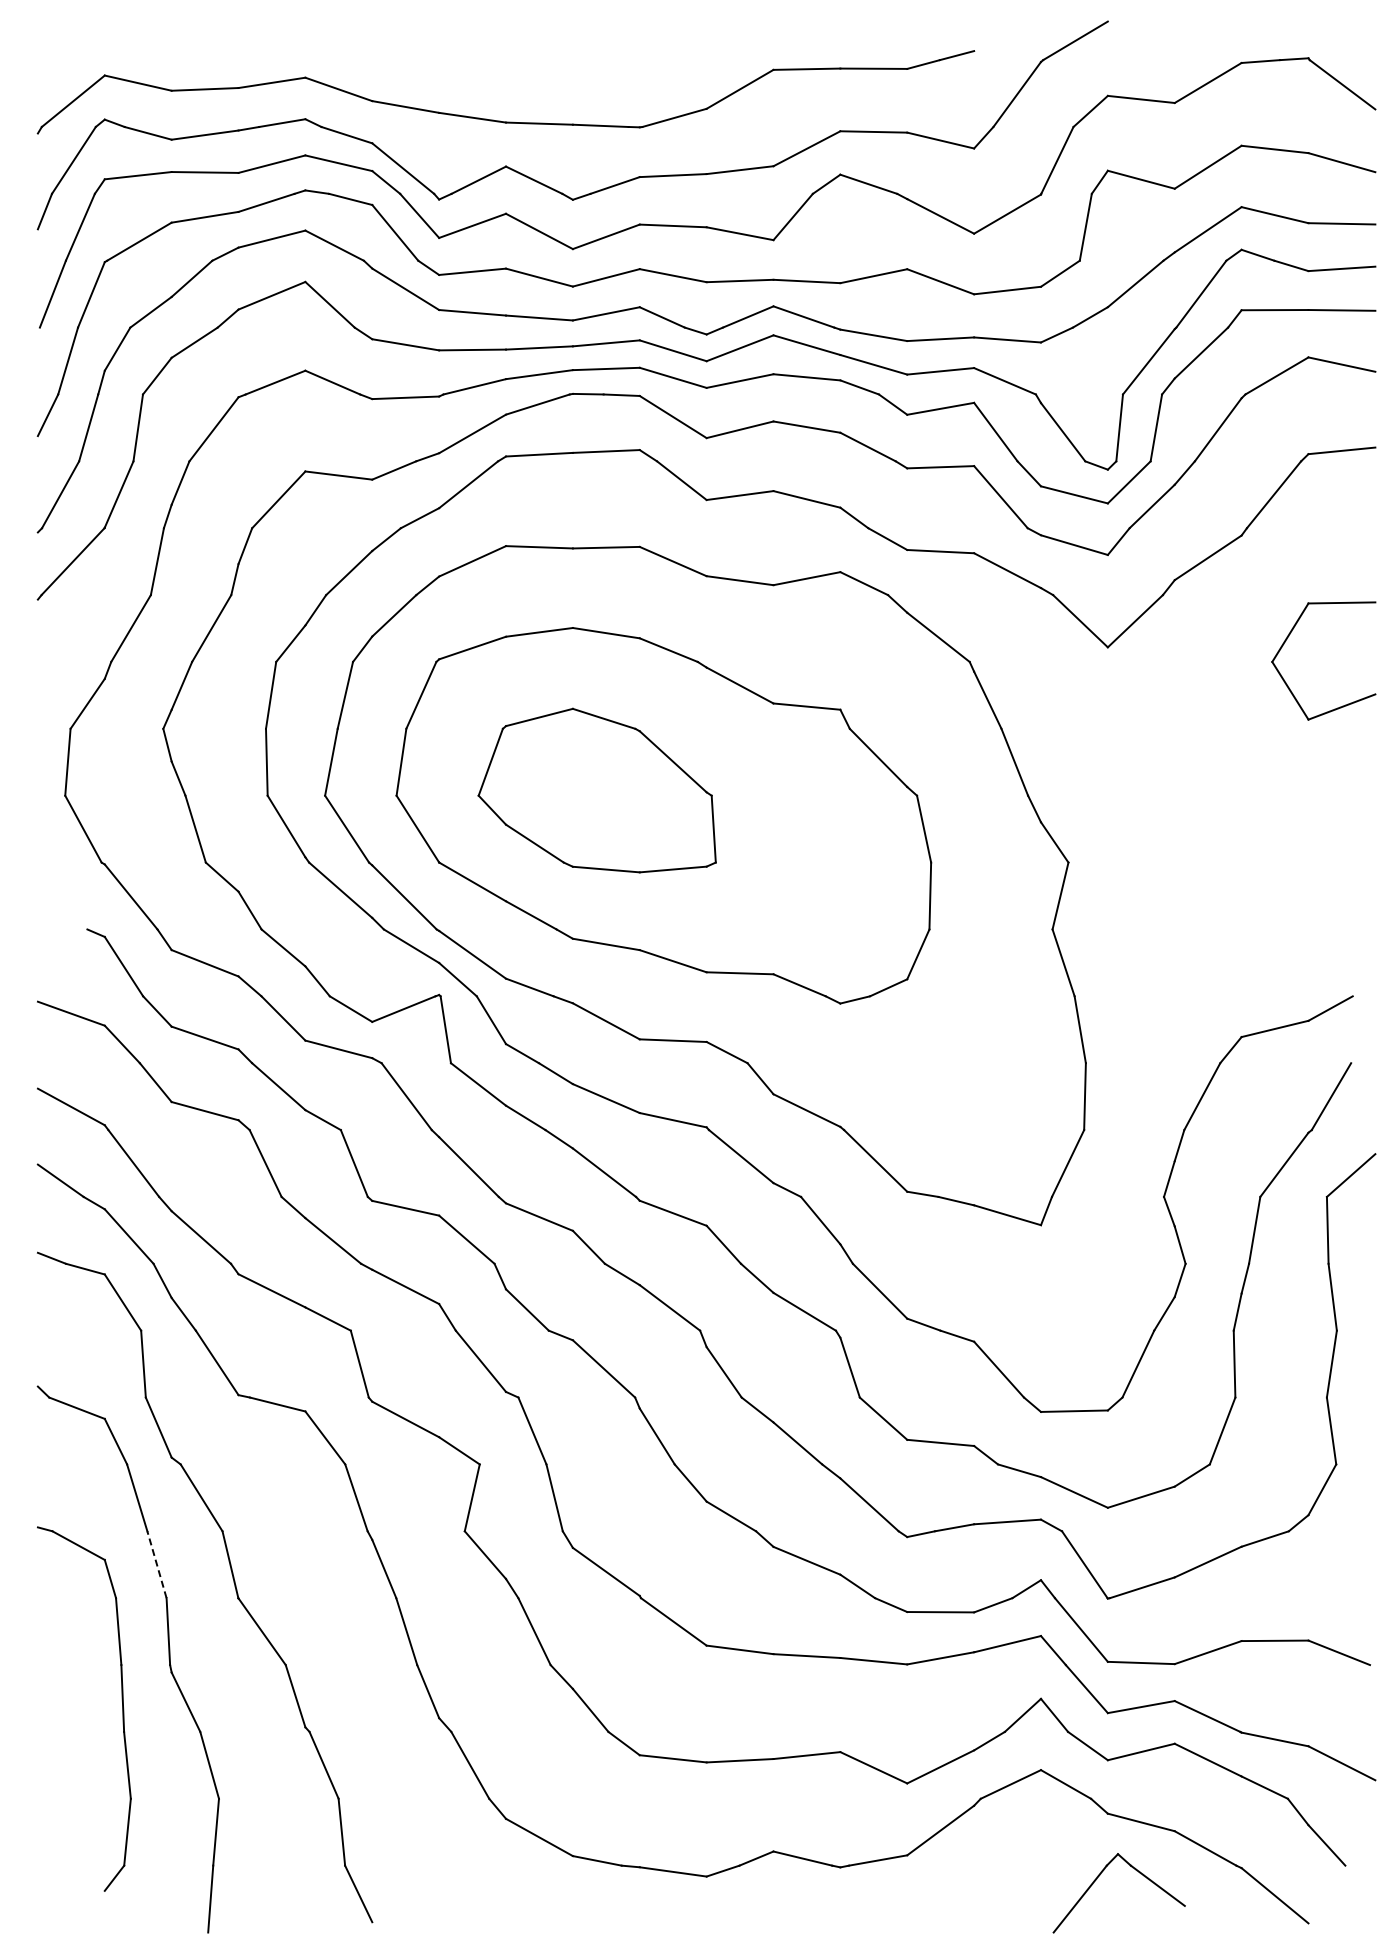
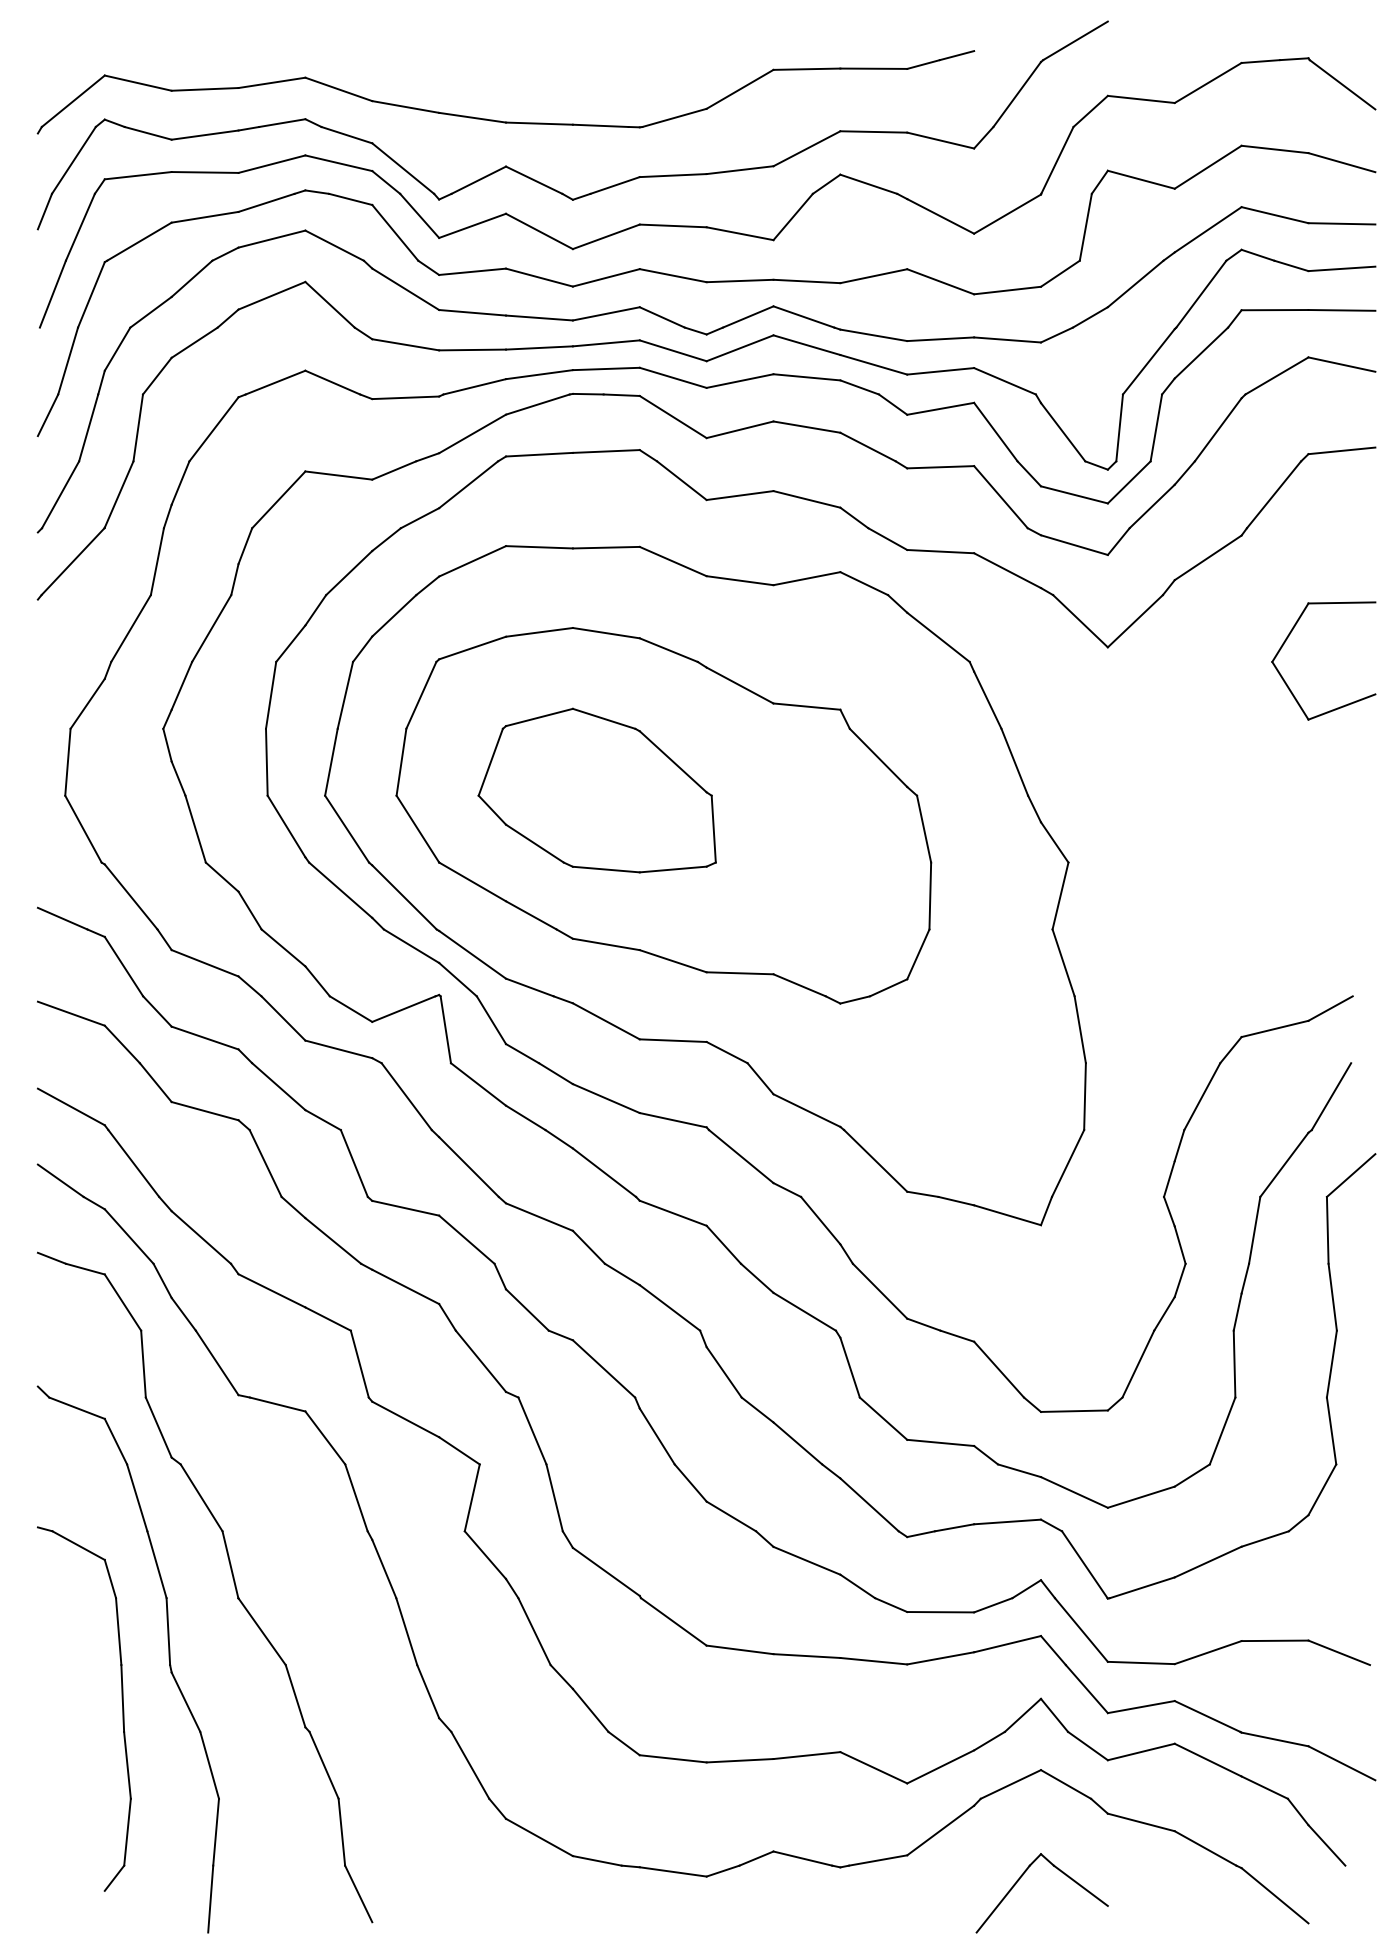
line: none -> present (62, 918)
line: dashed -> solid (156, 1564)
part position: (1097, 1879) -> (1020, 1879) (1020, 1879)
